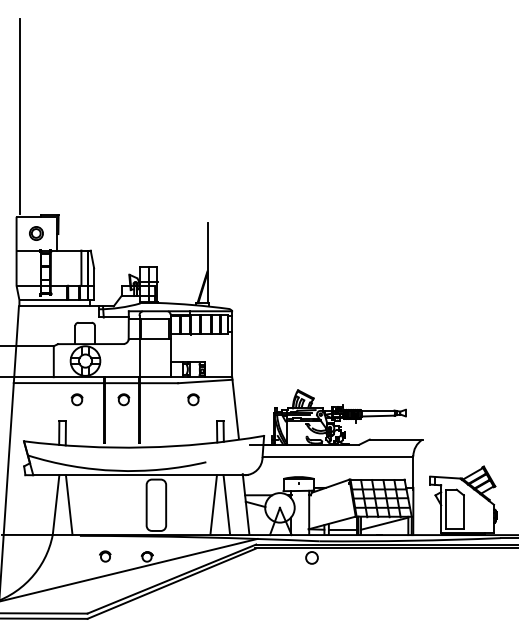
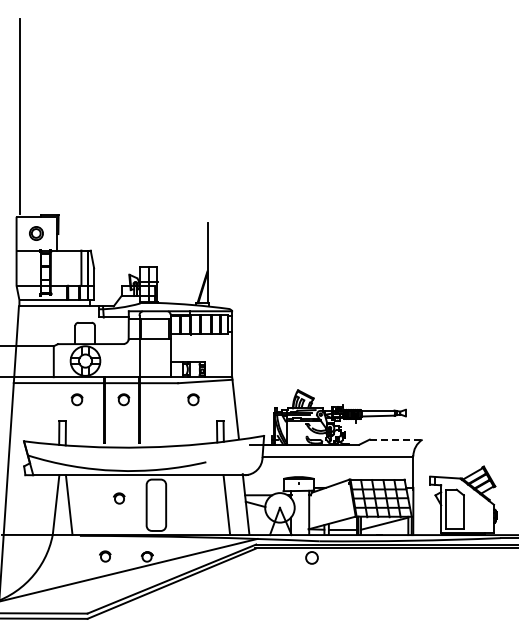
line: solid -> dashed (396, 439)
part: none -> present (119, 498)
line: present -> none (213, 504)
